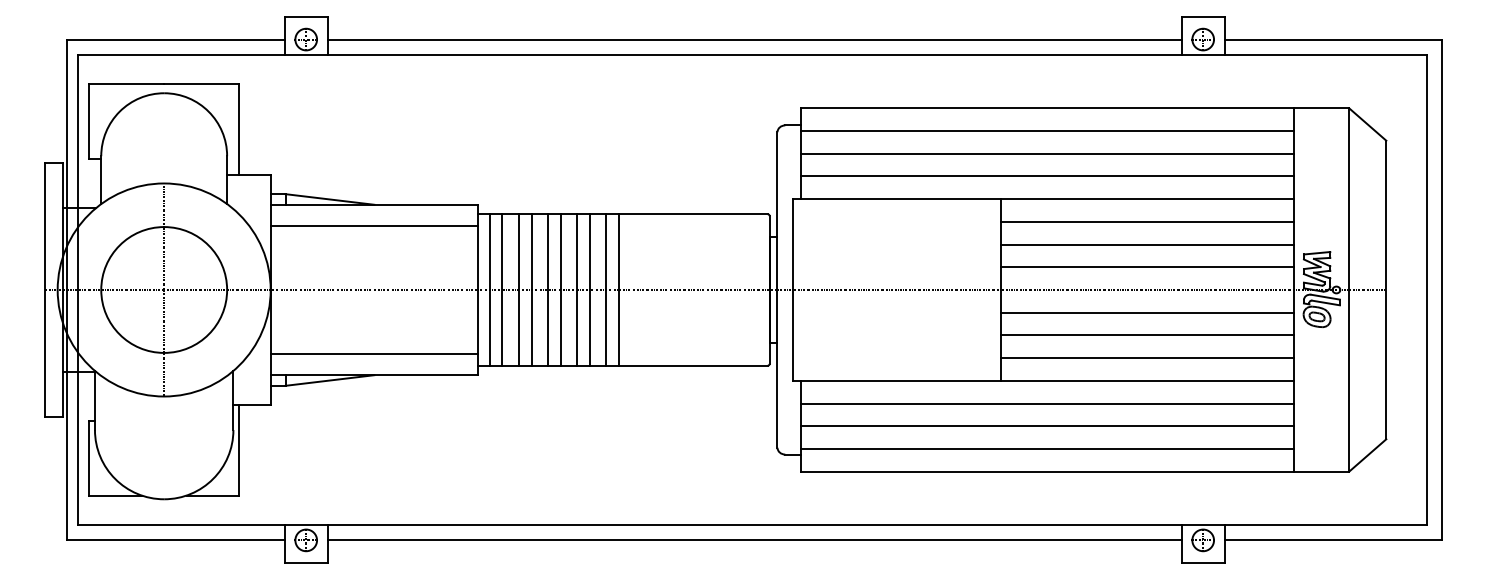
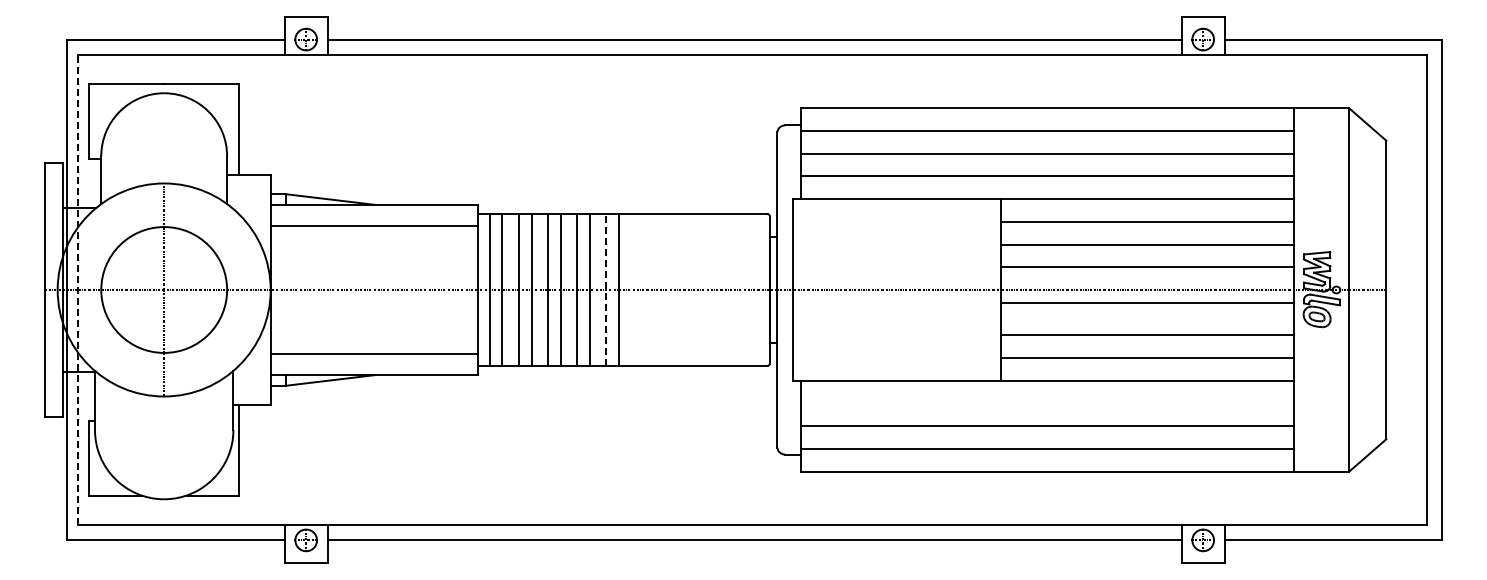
line: solid -> dashed (78, 289)
line: solid -> dashed (606, 290)
line position: (1147, 312) -> (1147, 302) (1147, 302)
line: present -> none (1046, 403)
